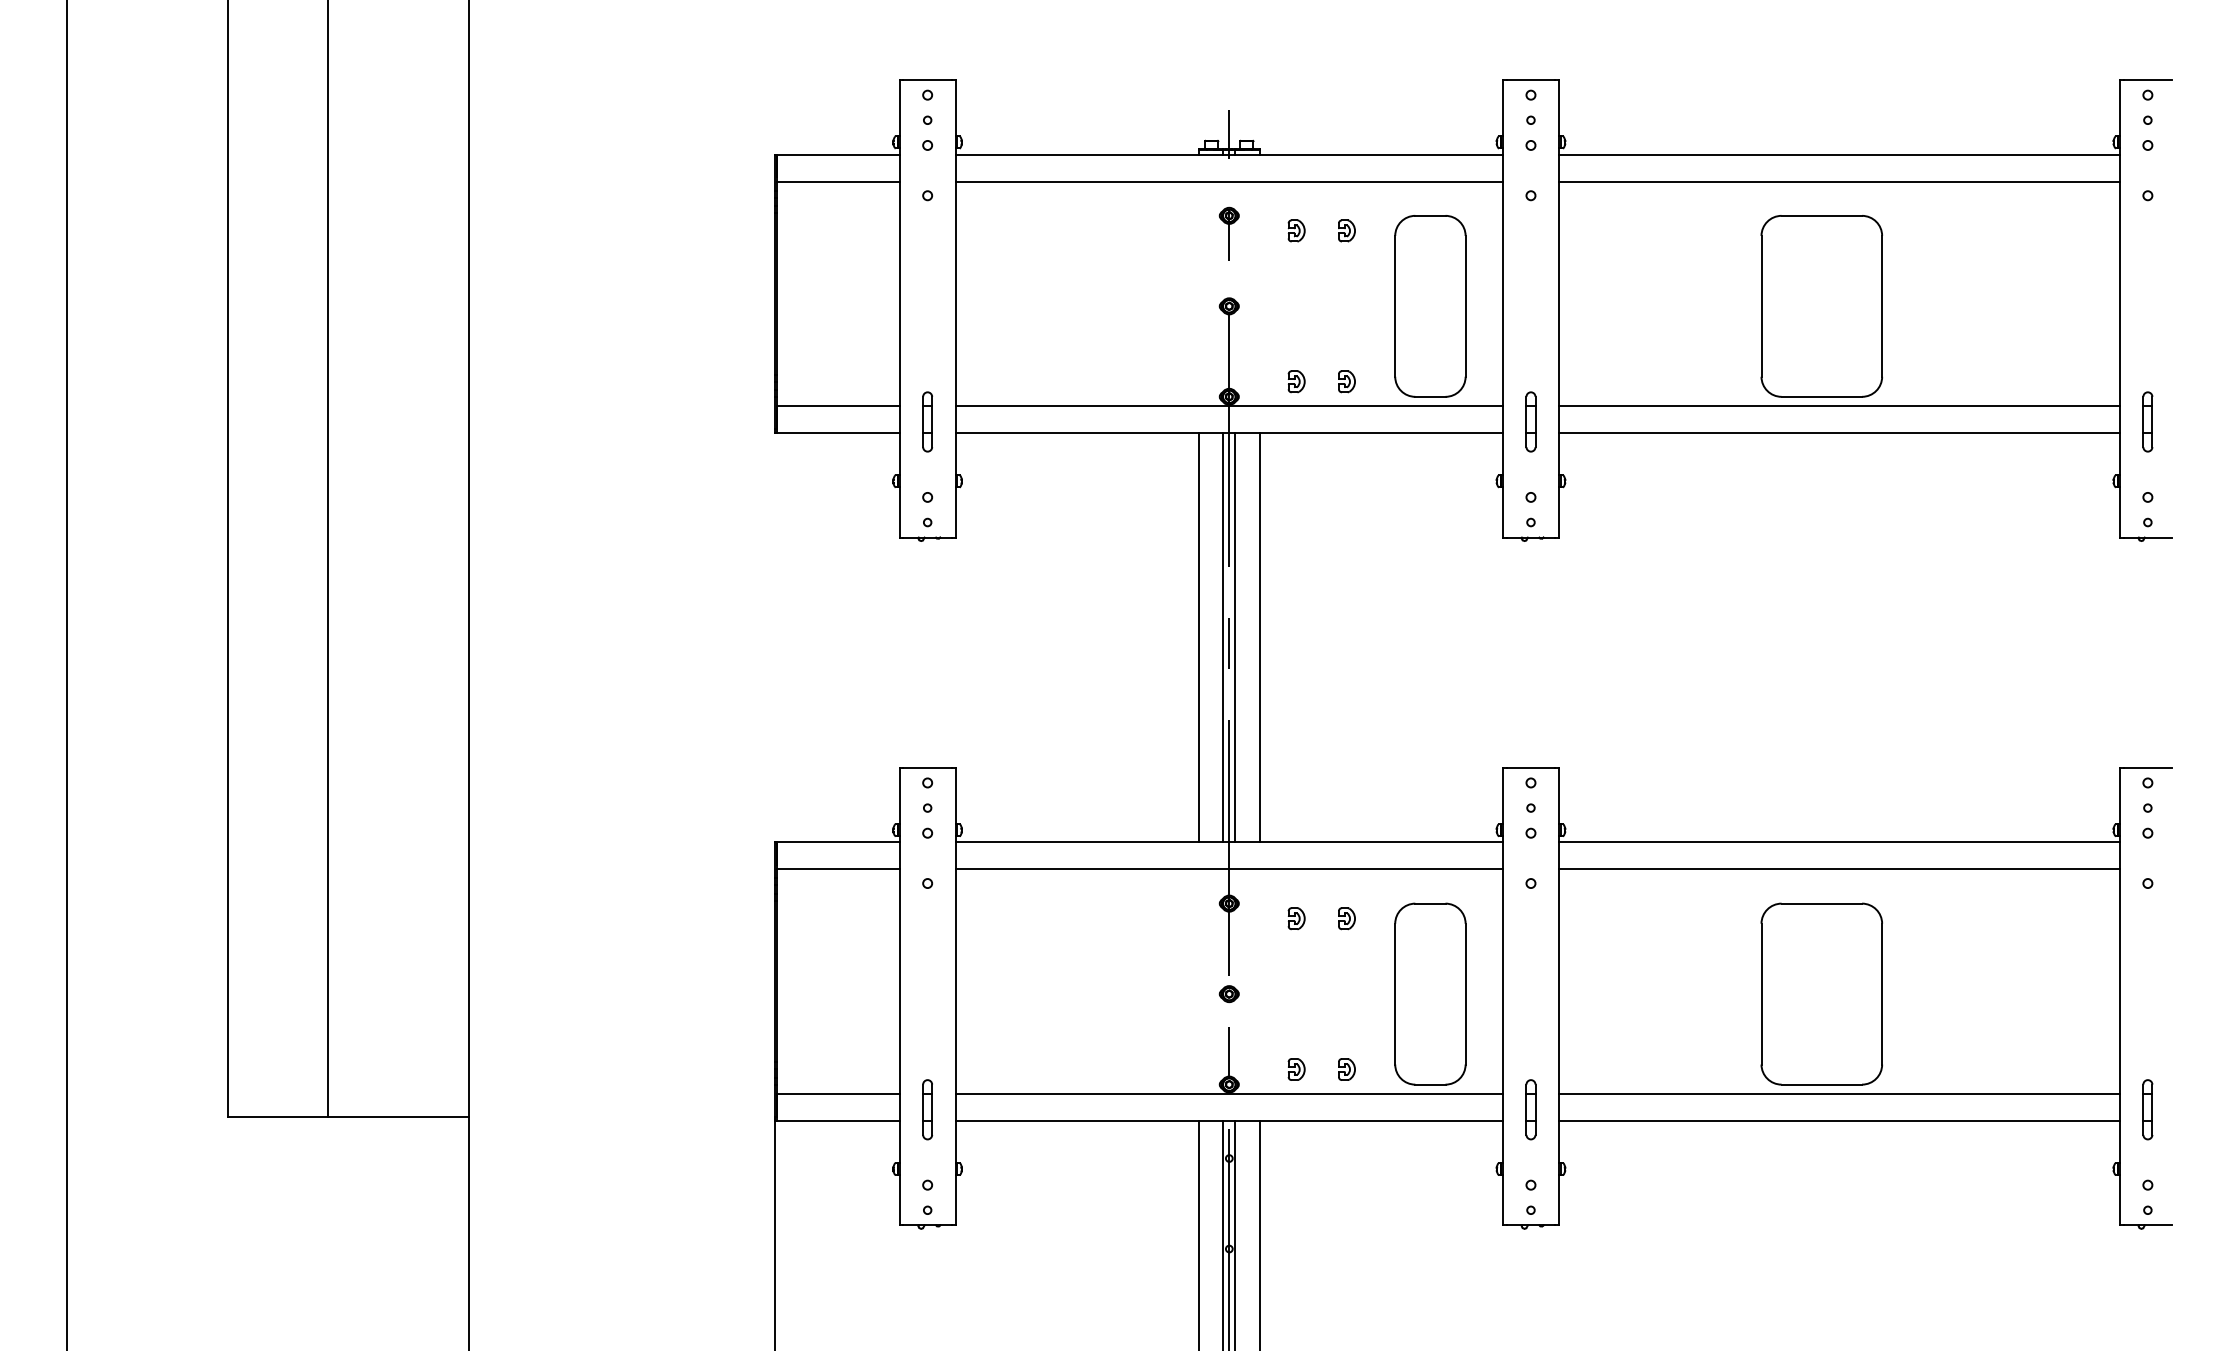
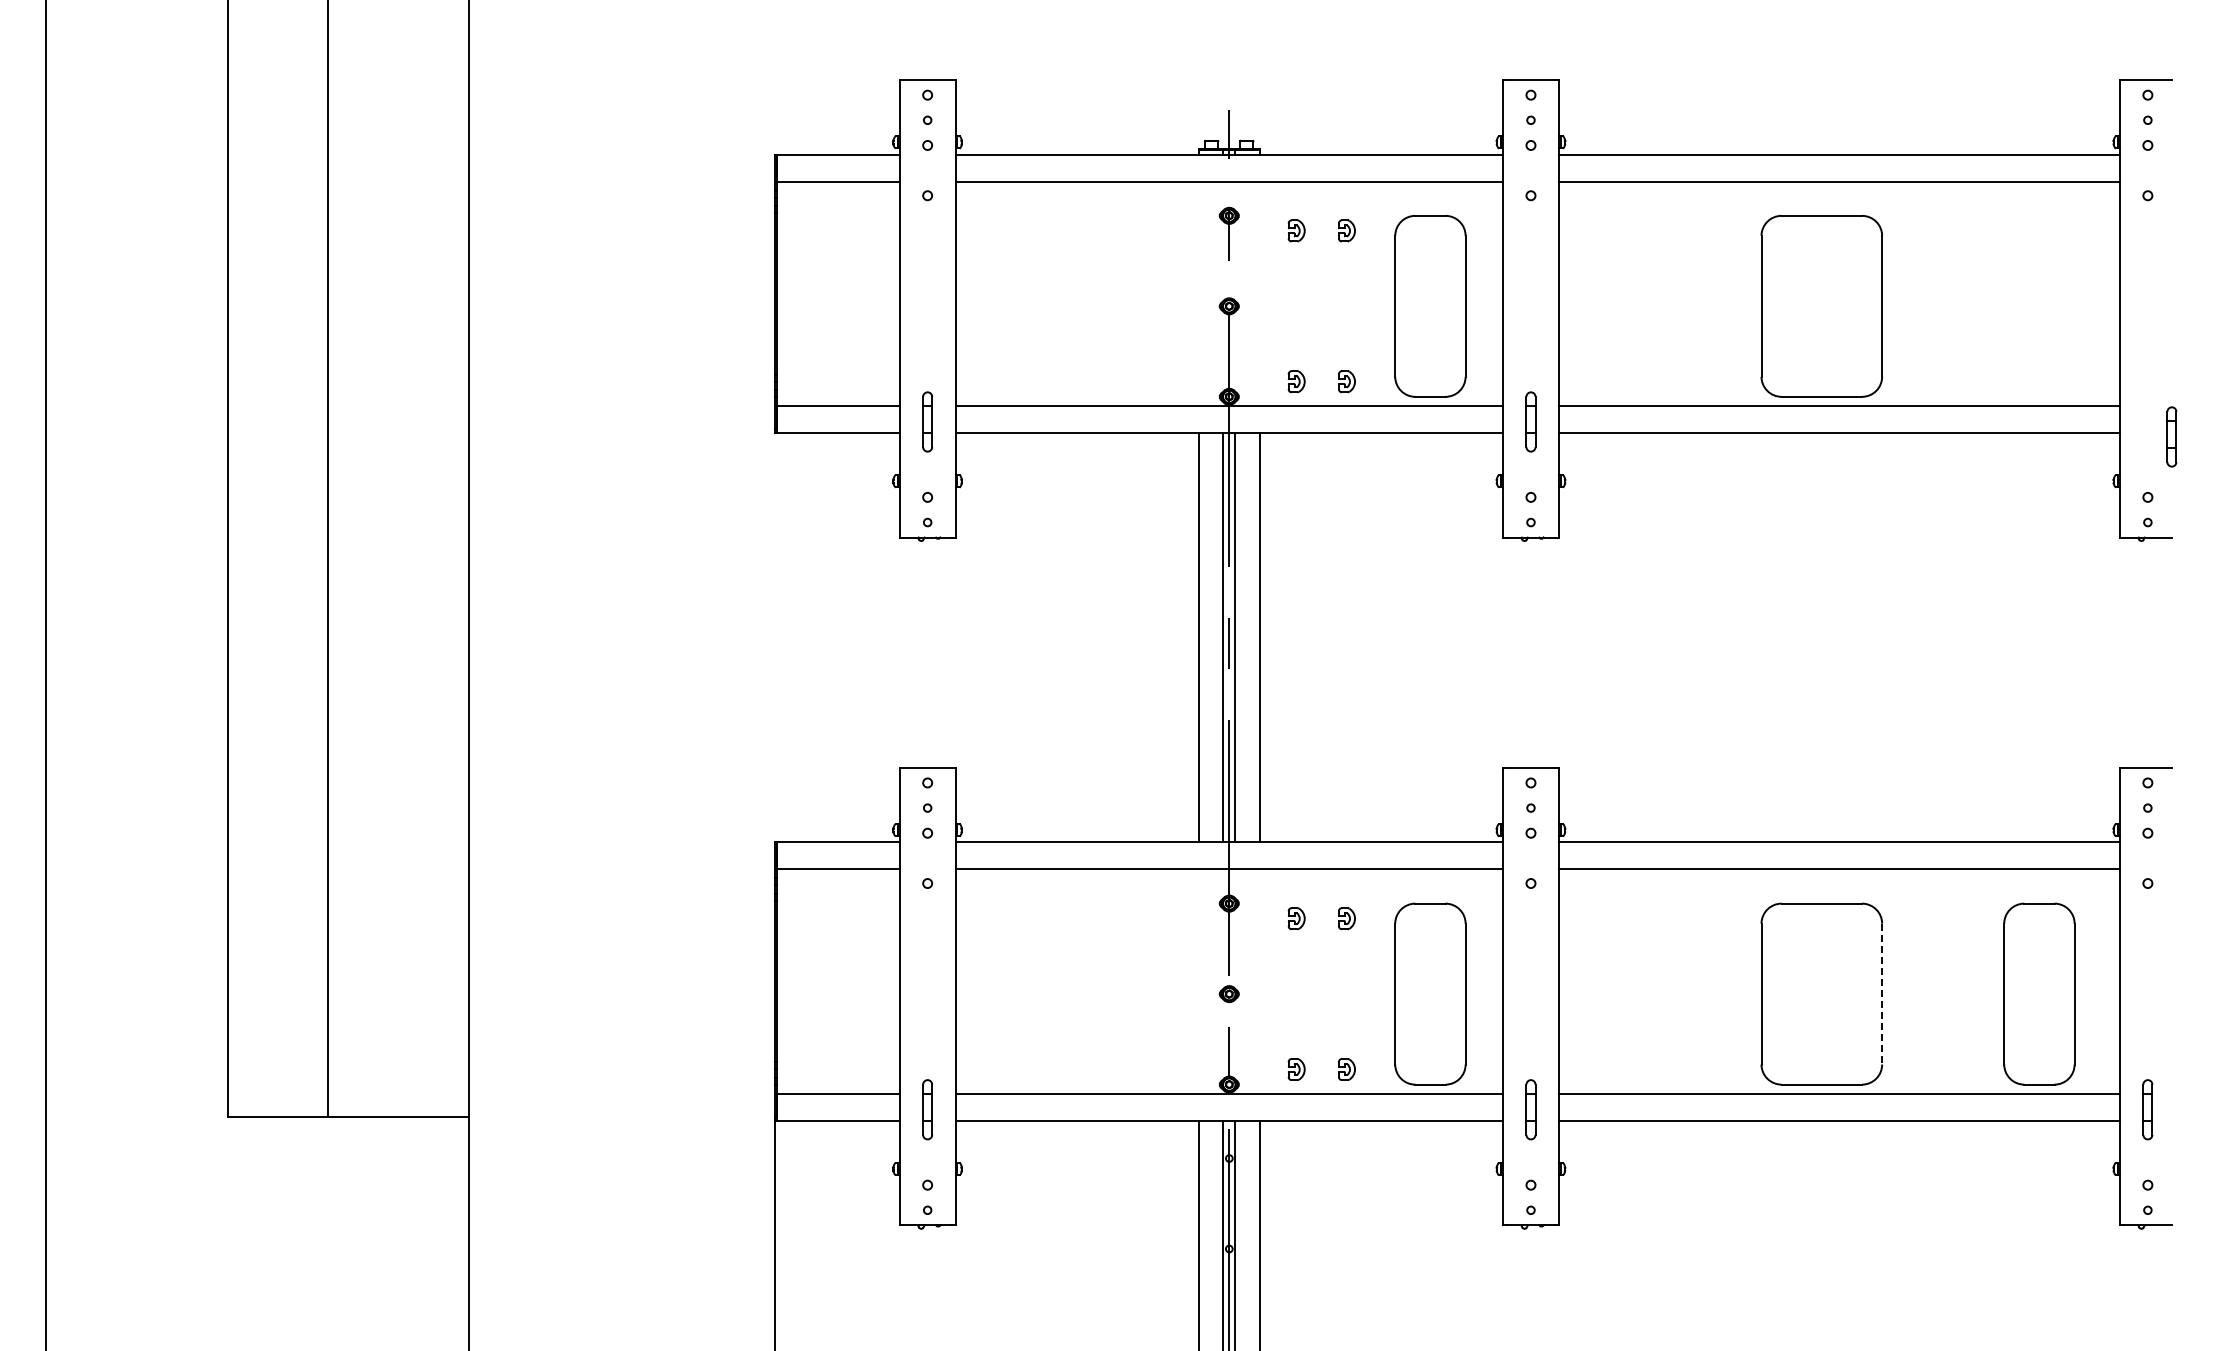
part position: (2147, 421) -> (2171, 436) (2171, 436)
line position: (66, 674) -> (45, 674) (45, 674)
part: none -> present (2039, 993)
line: solid -> dashed (1882, 994)
